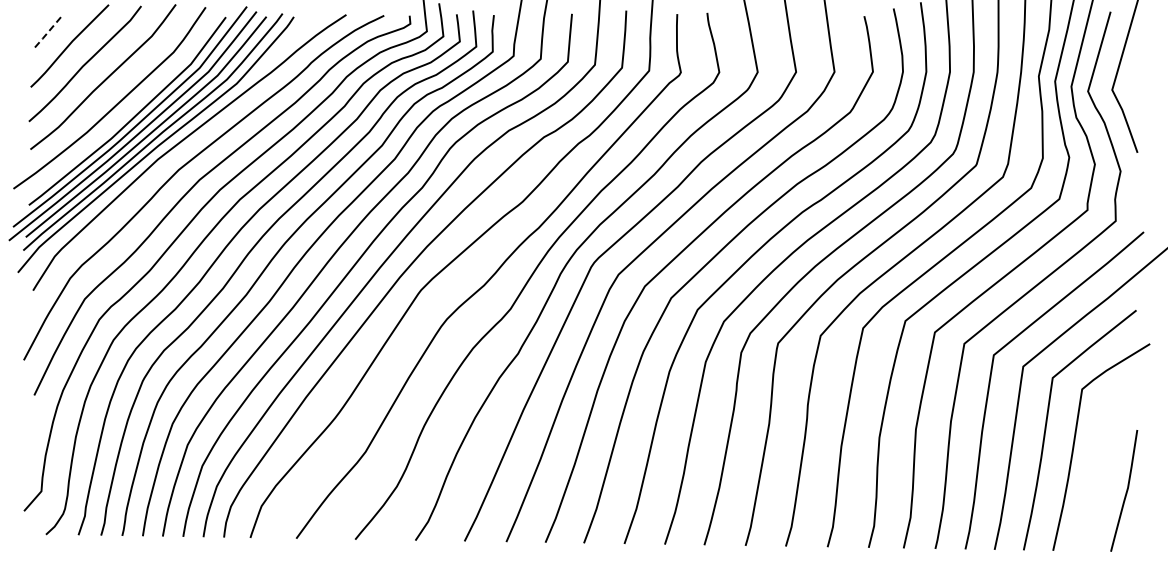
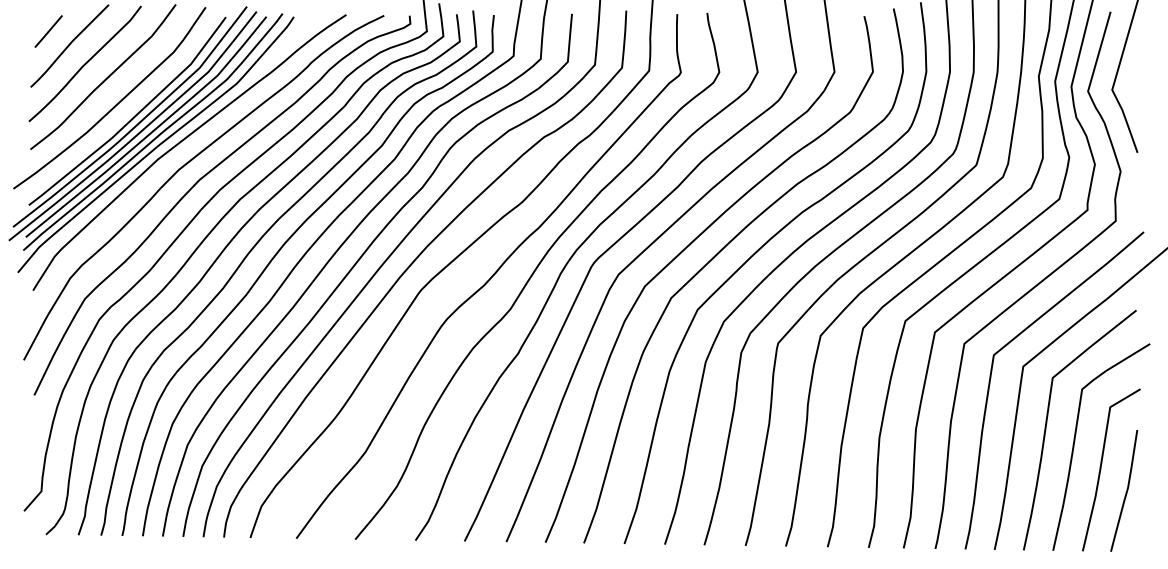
line: dashed -> solid (48, 31)
curve: none -> present (1101, 469)
